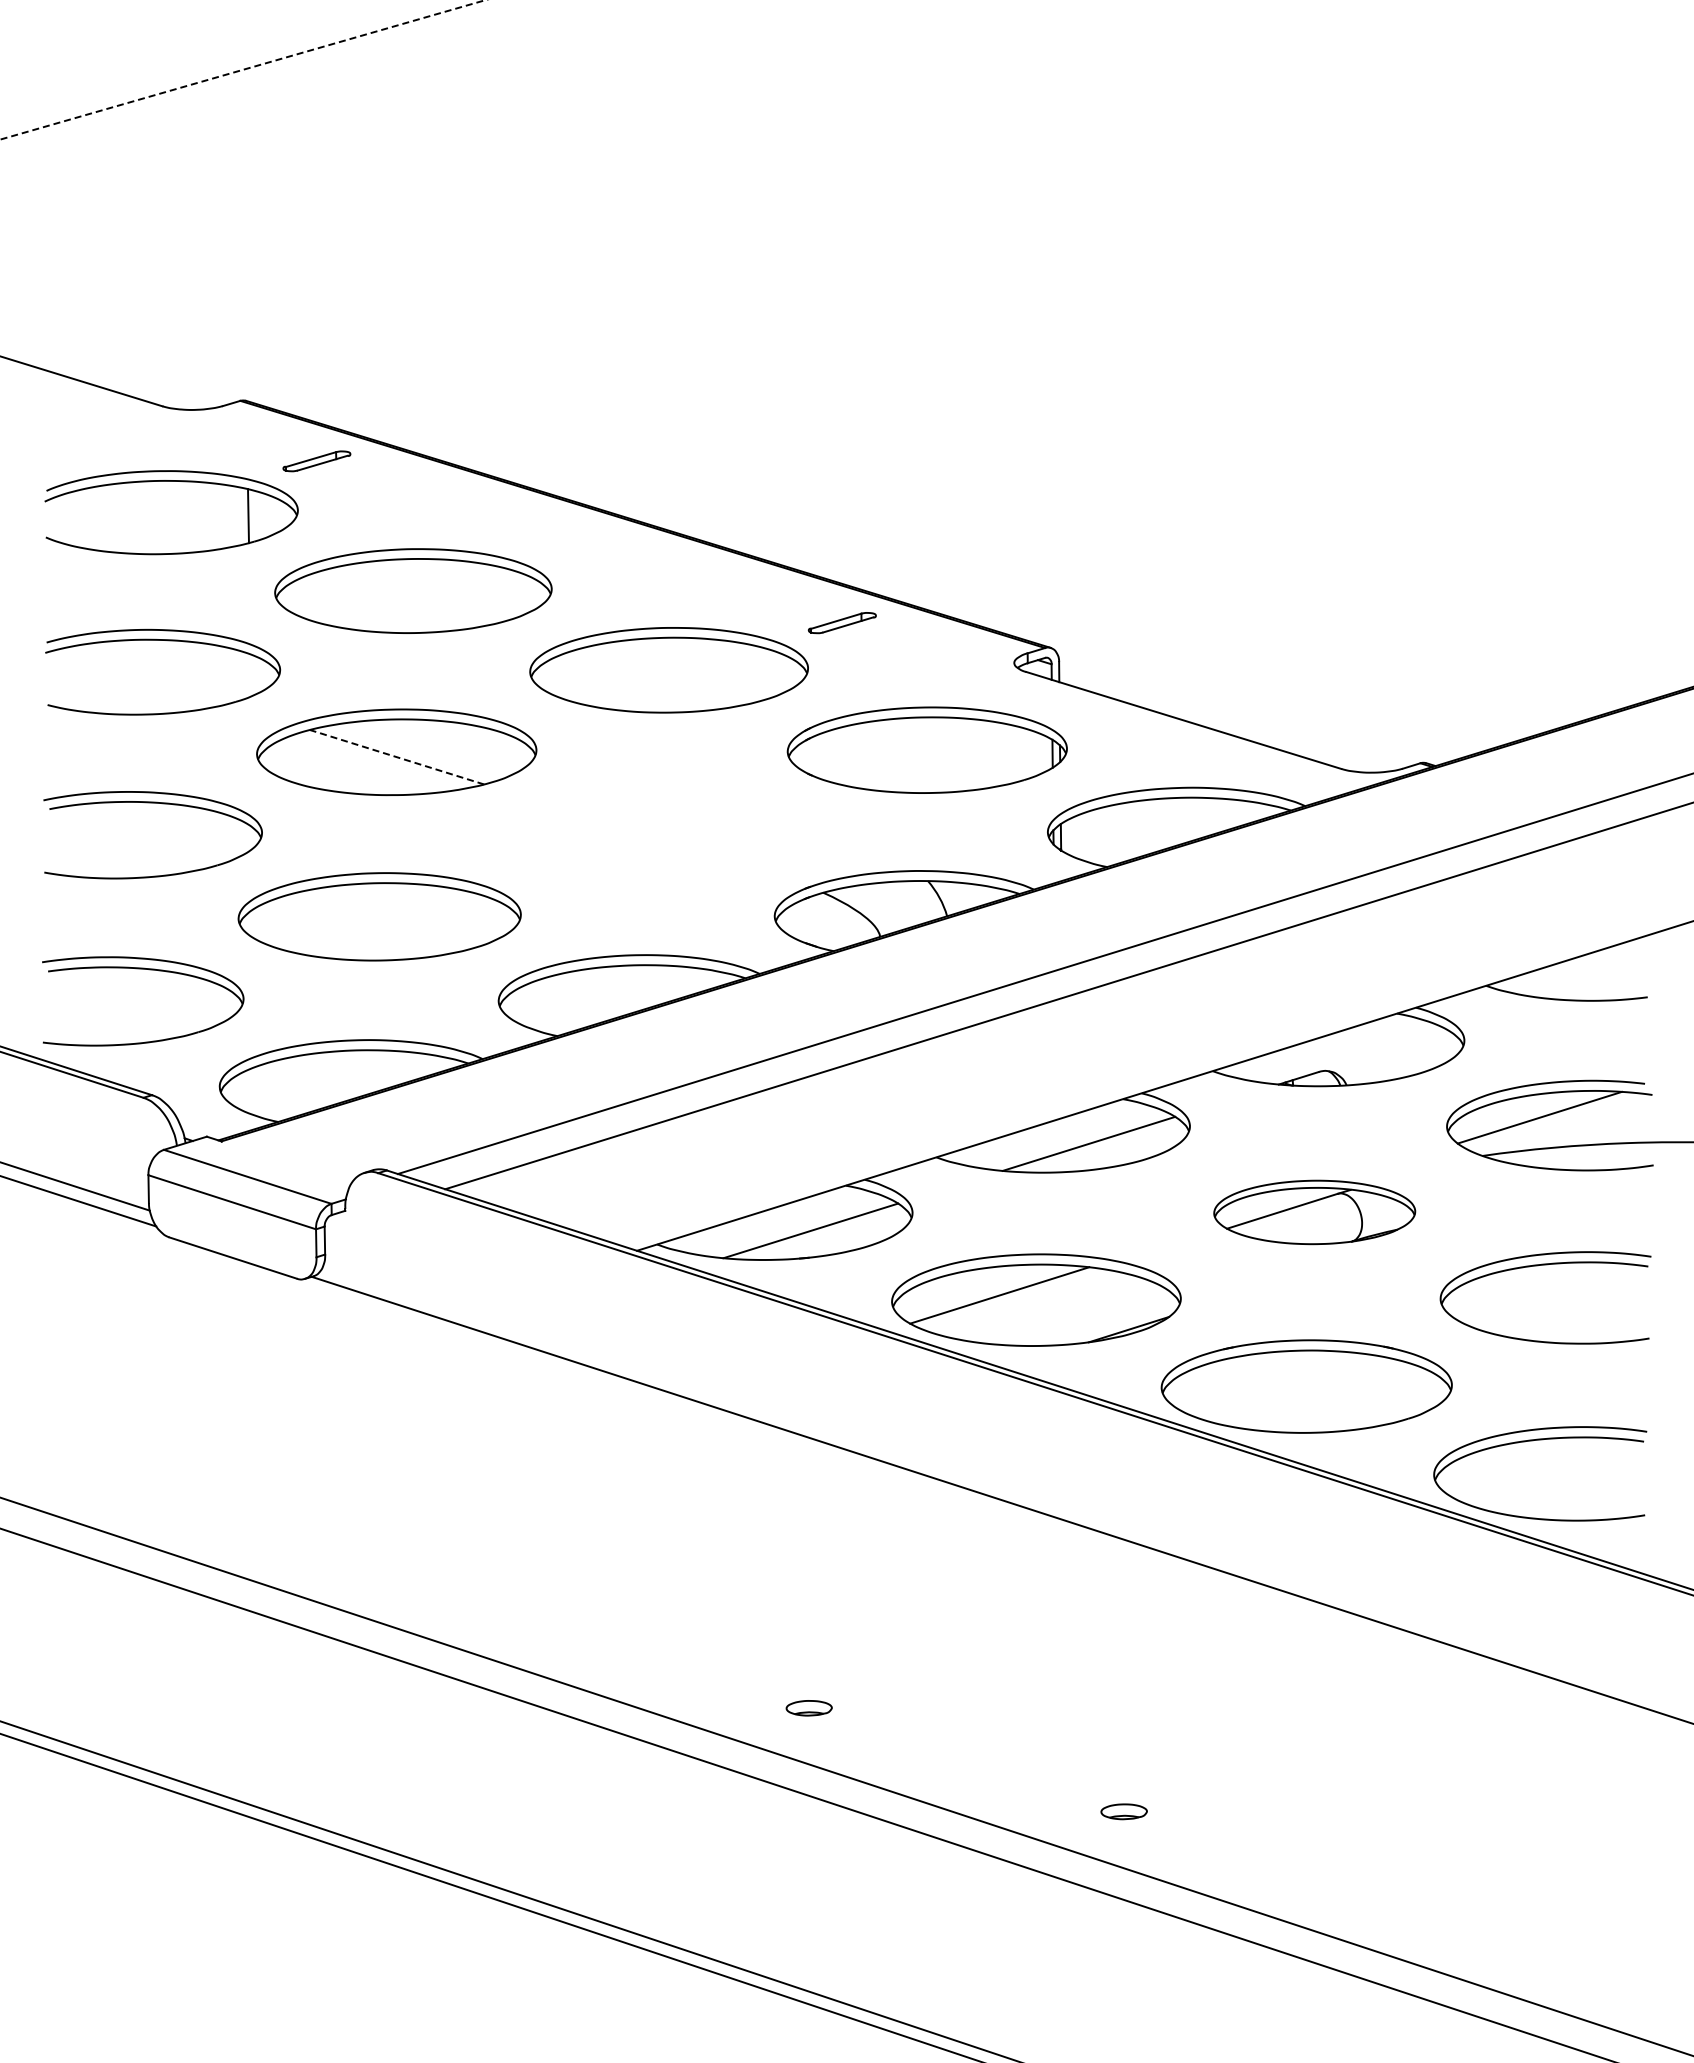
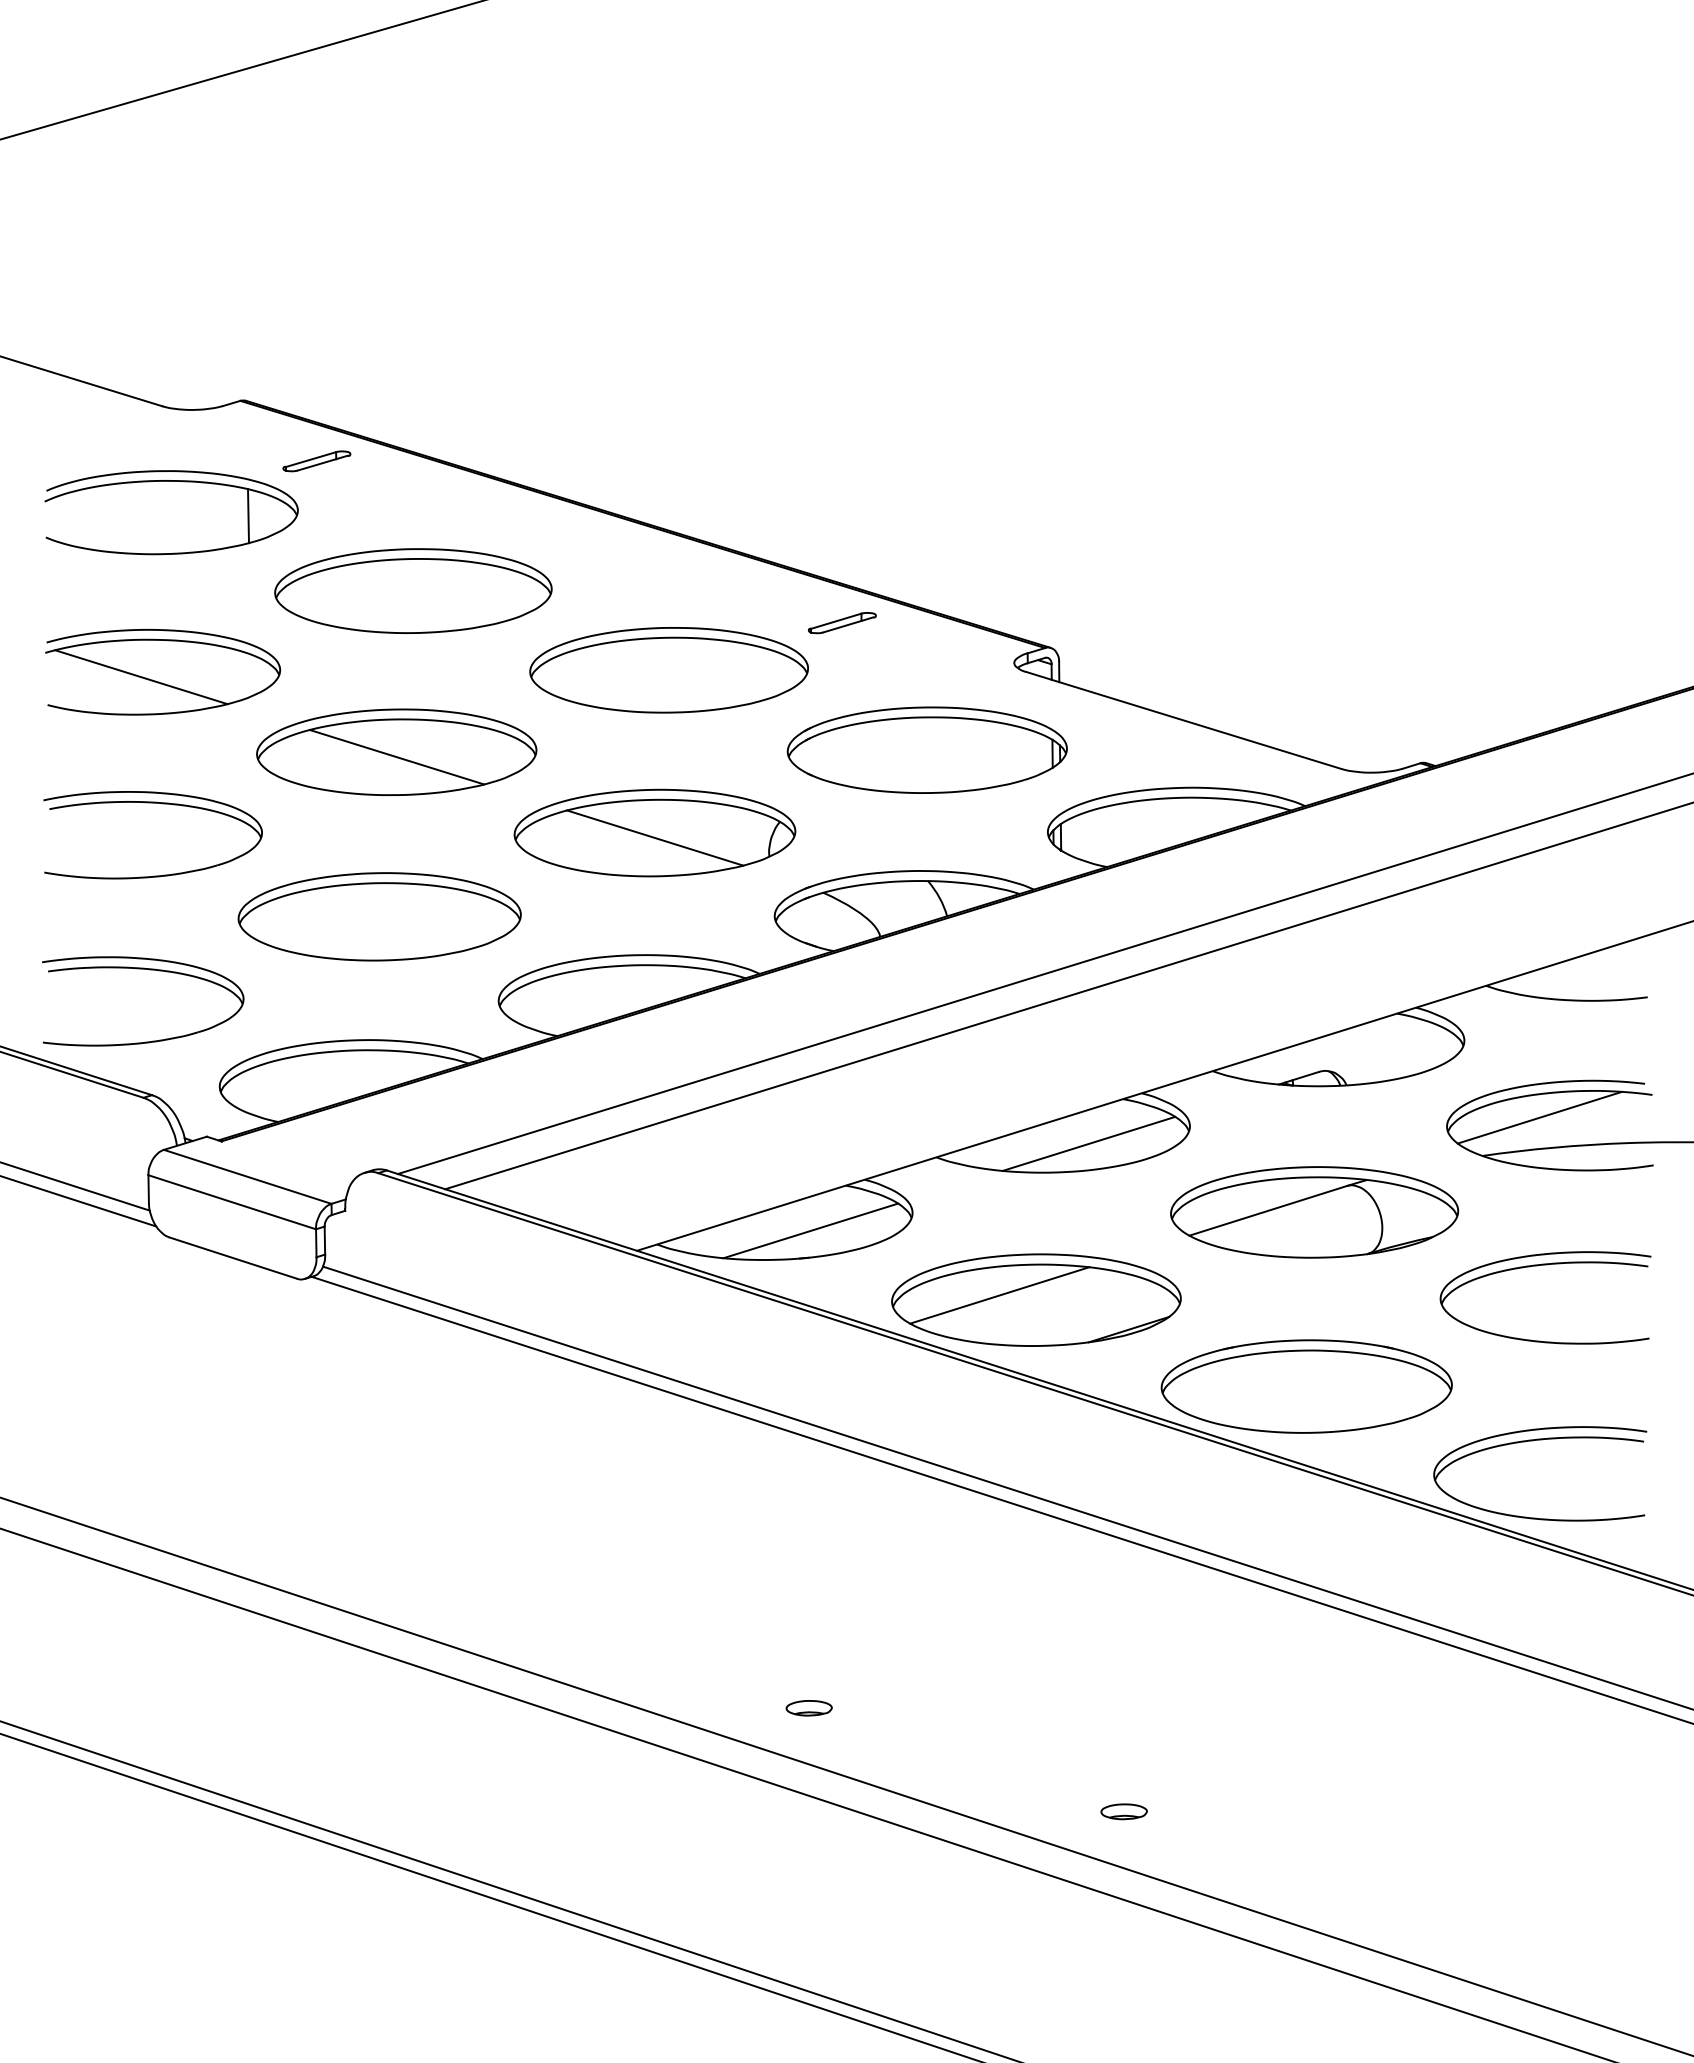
line: dashed -> solid (242, 70)
line: none -> present (141, 677)
line: dashed -> solid (396, 757)
part: none -> present (654, 832)
part size: 204x67 px -> 290x93 px (1314, 1212)
line: none -> present (1006, 1487)
